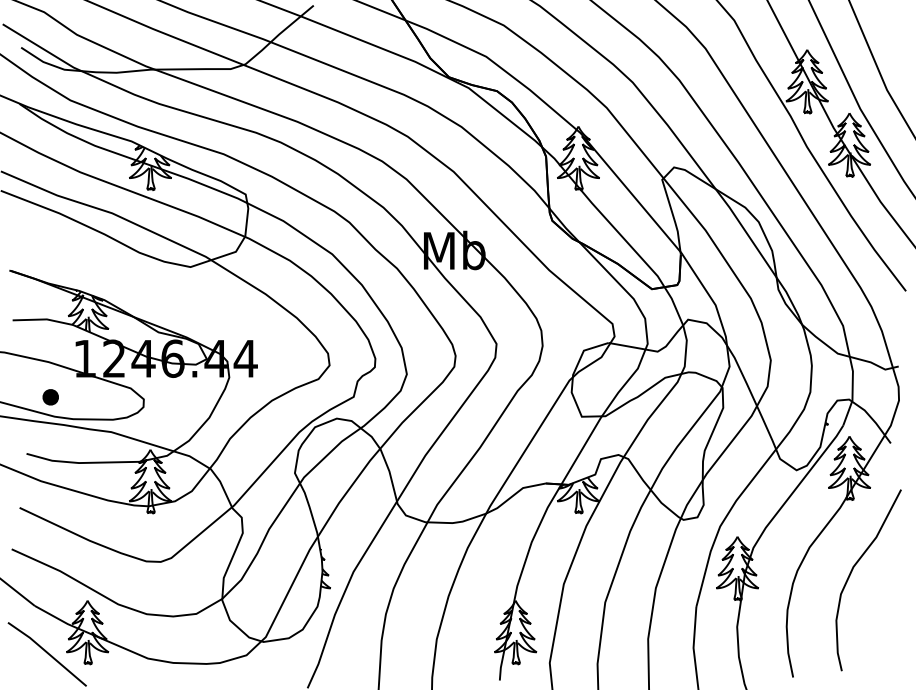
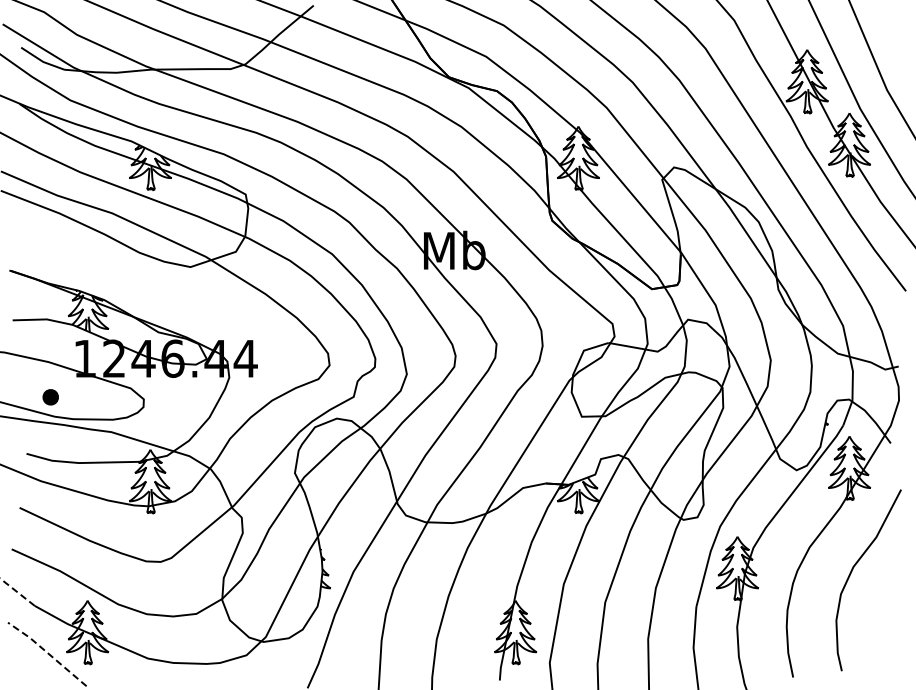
line: solid -> dashed (17, 592)
line: solid -> dashed (47, 652)
